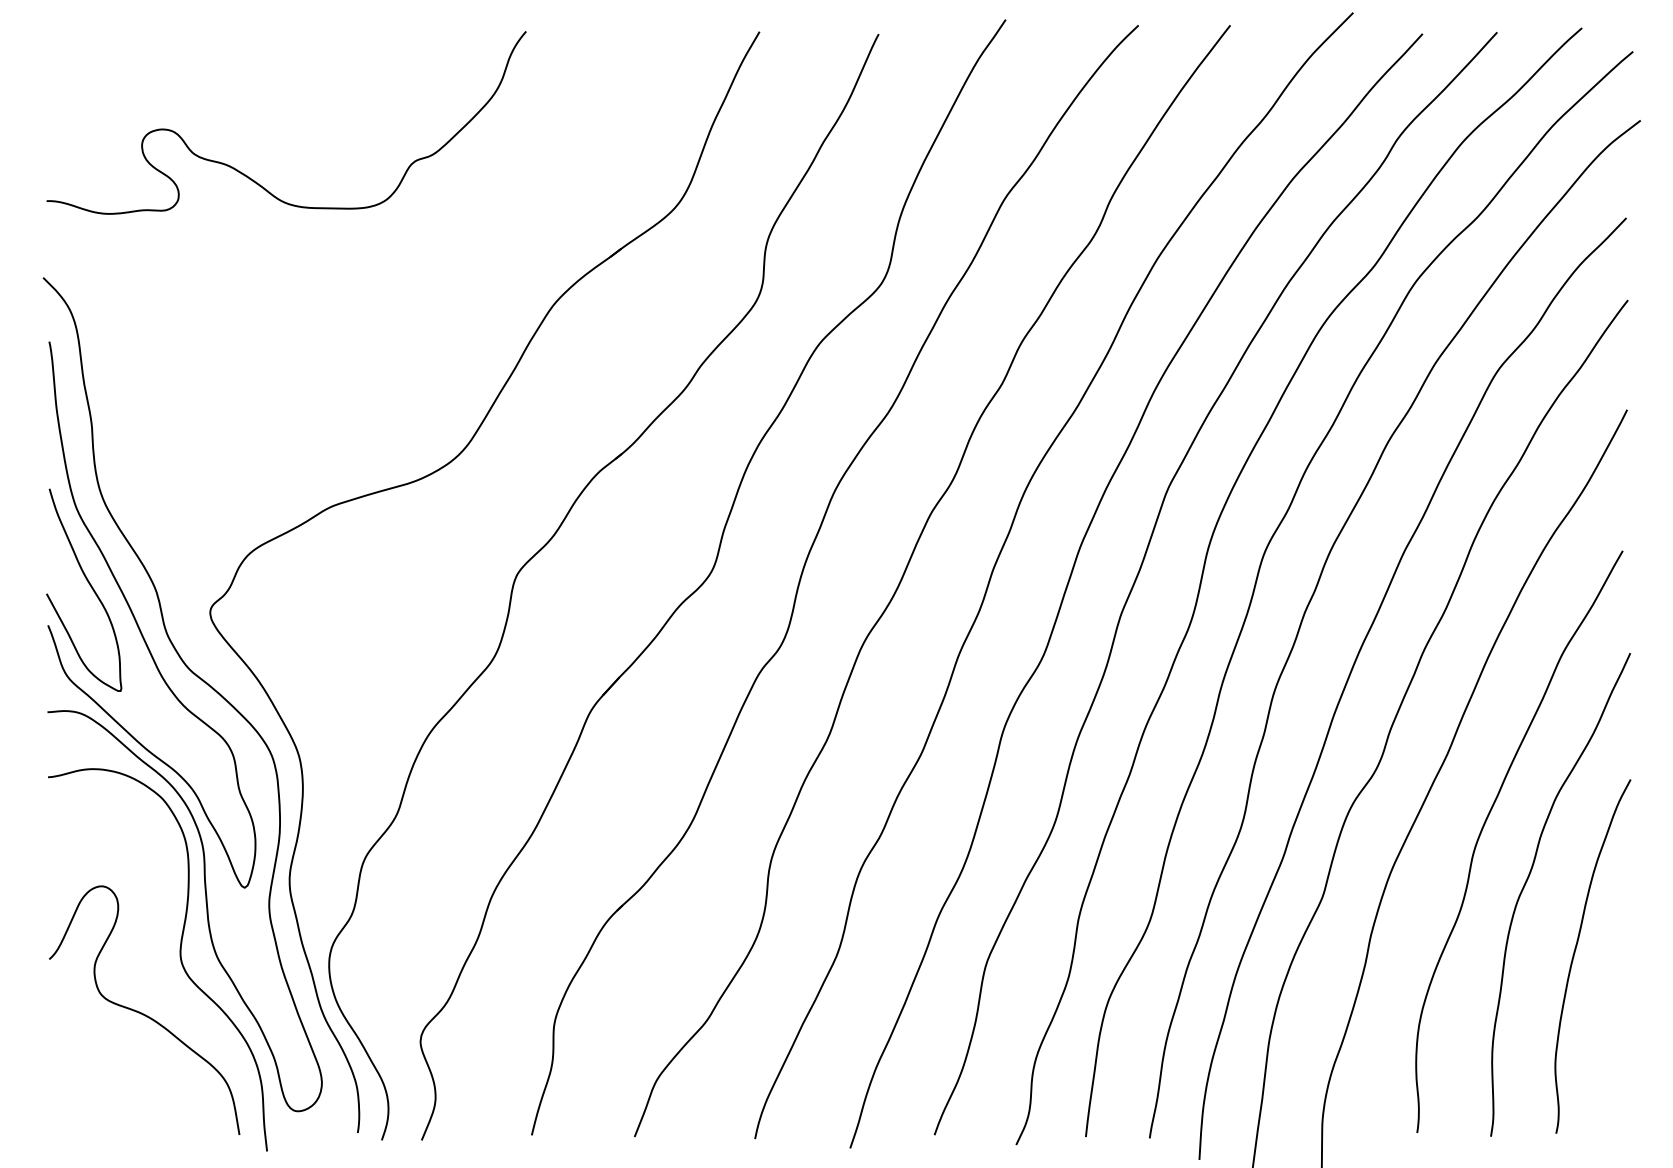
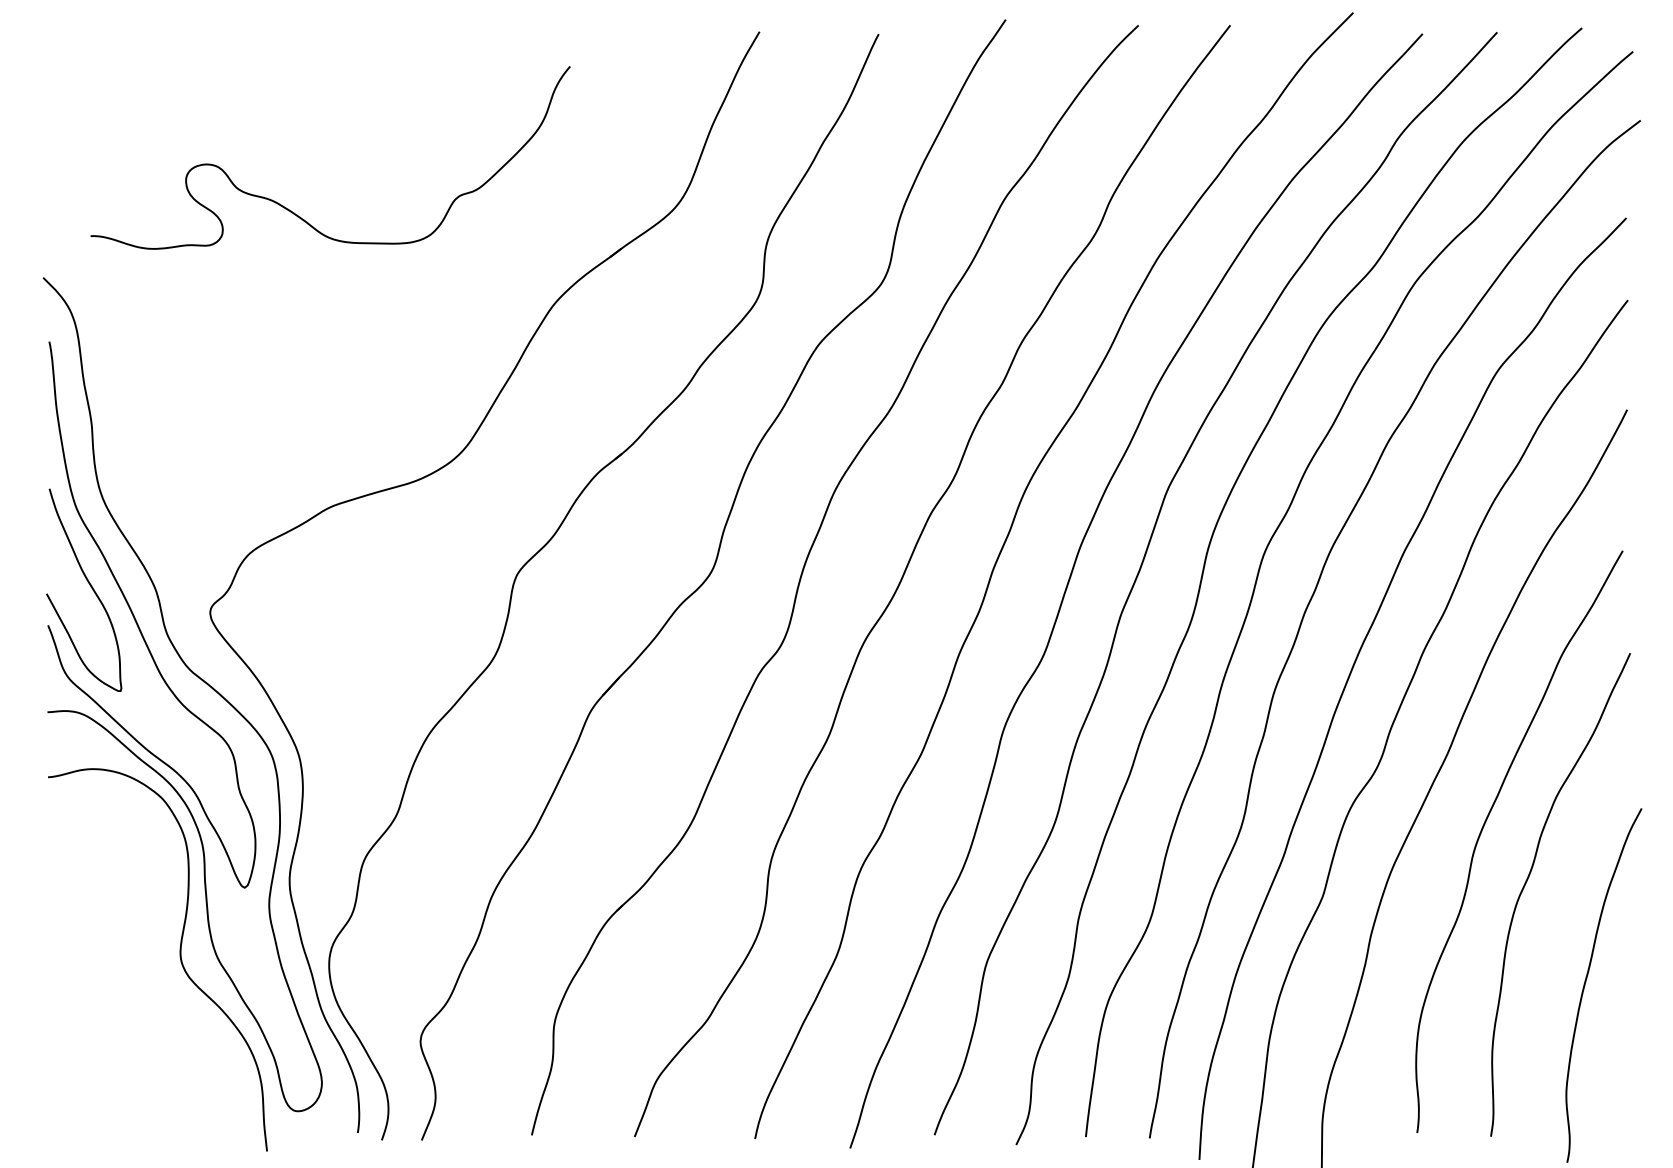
curve position: (250, 177) -> (294, 212) (294, 212)
curve position: (1575, 953) -> (1586, 982) (1586, 982)
curve: present -> none (143, 1013)
